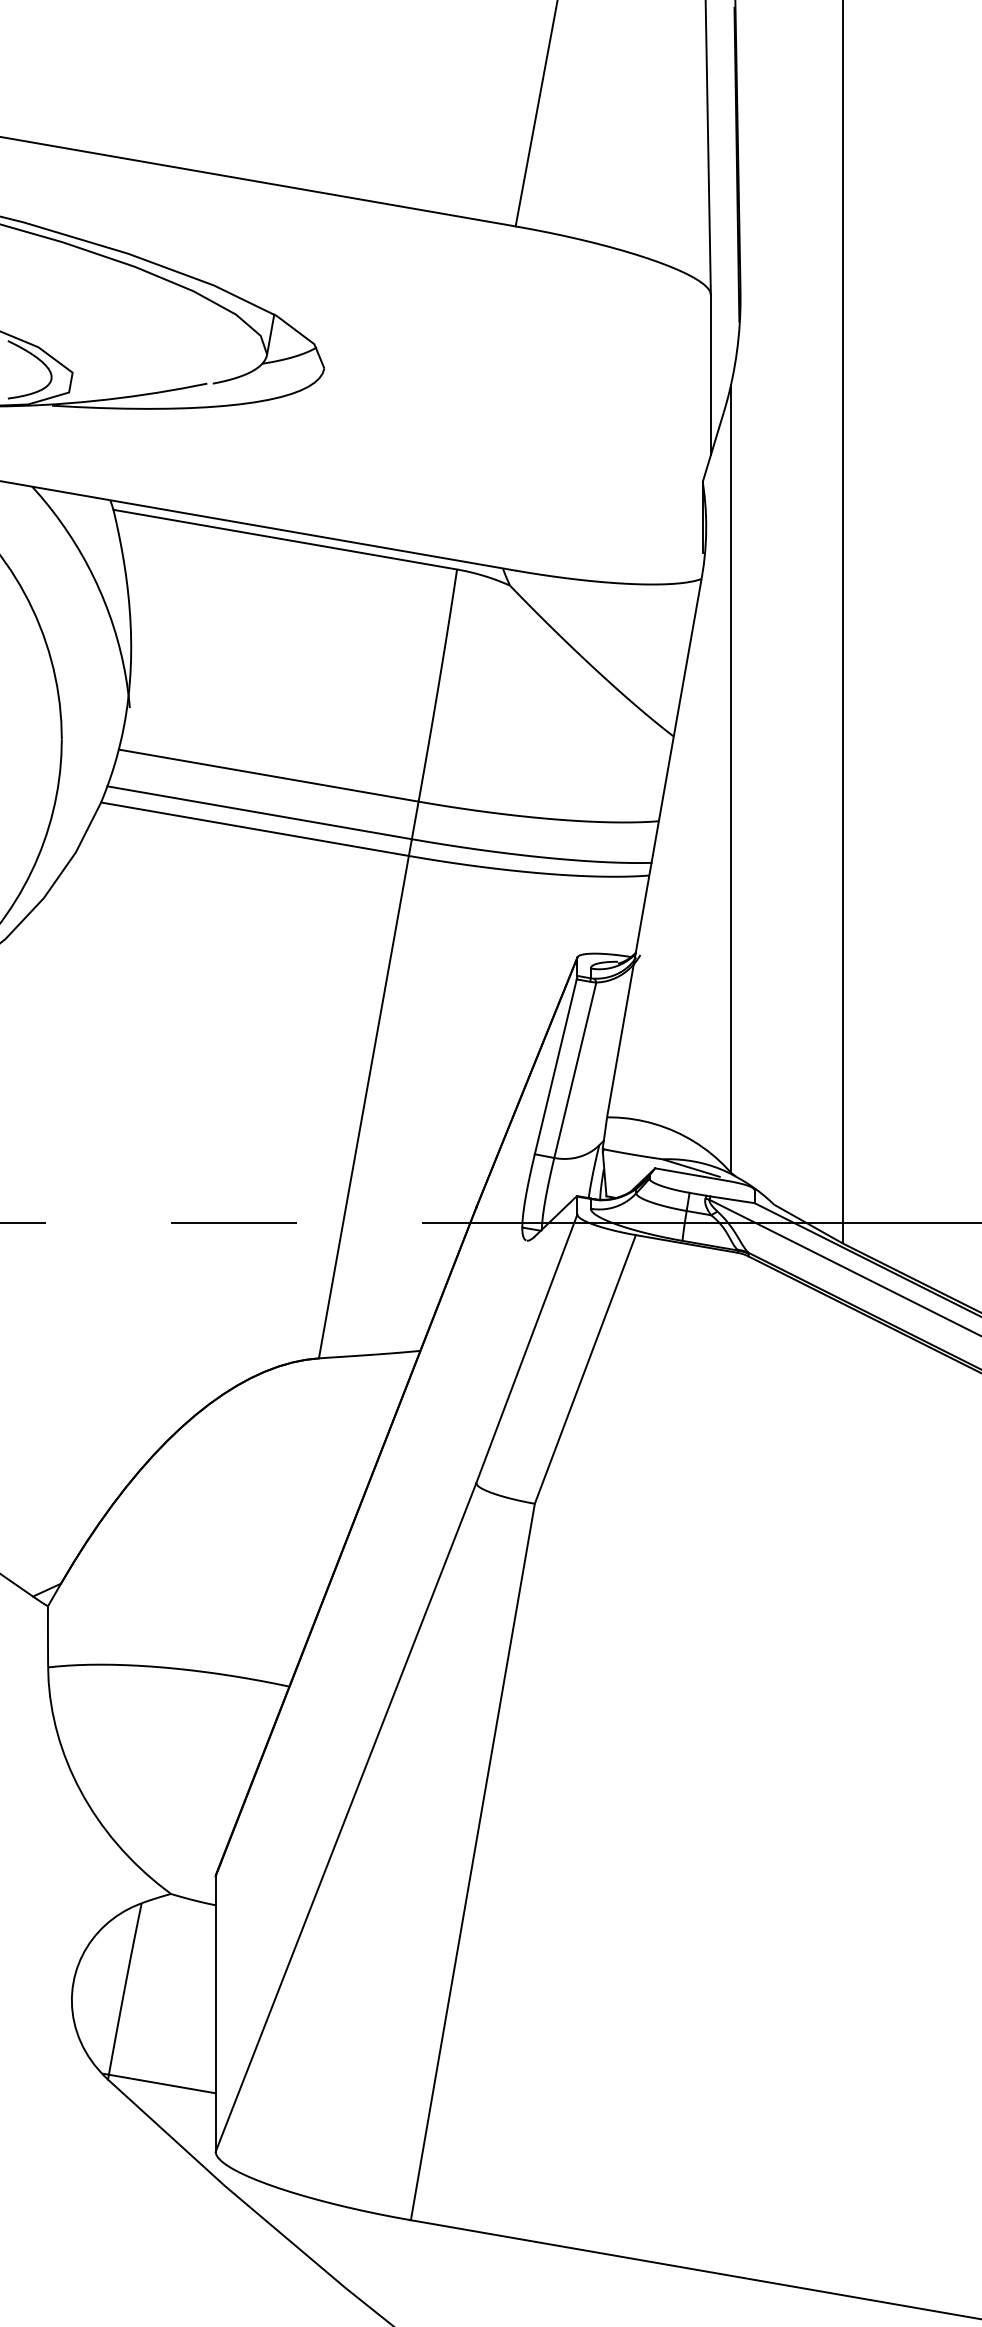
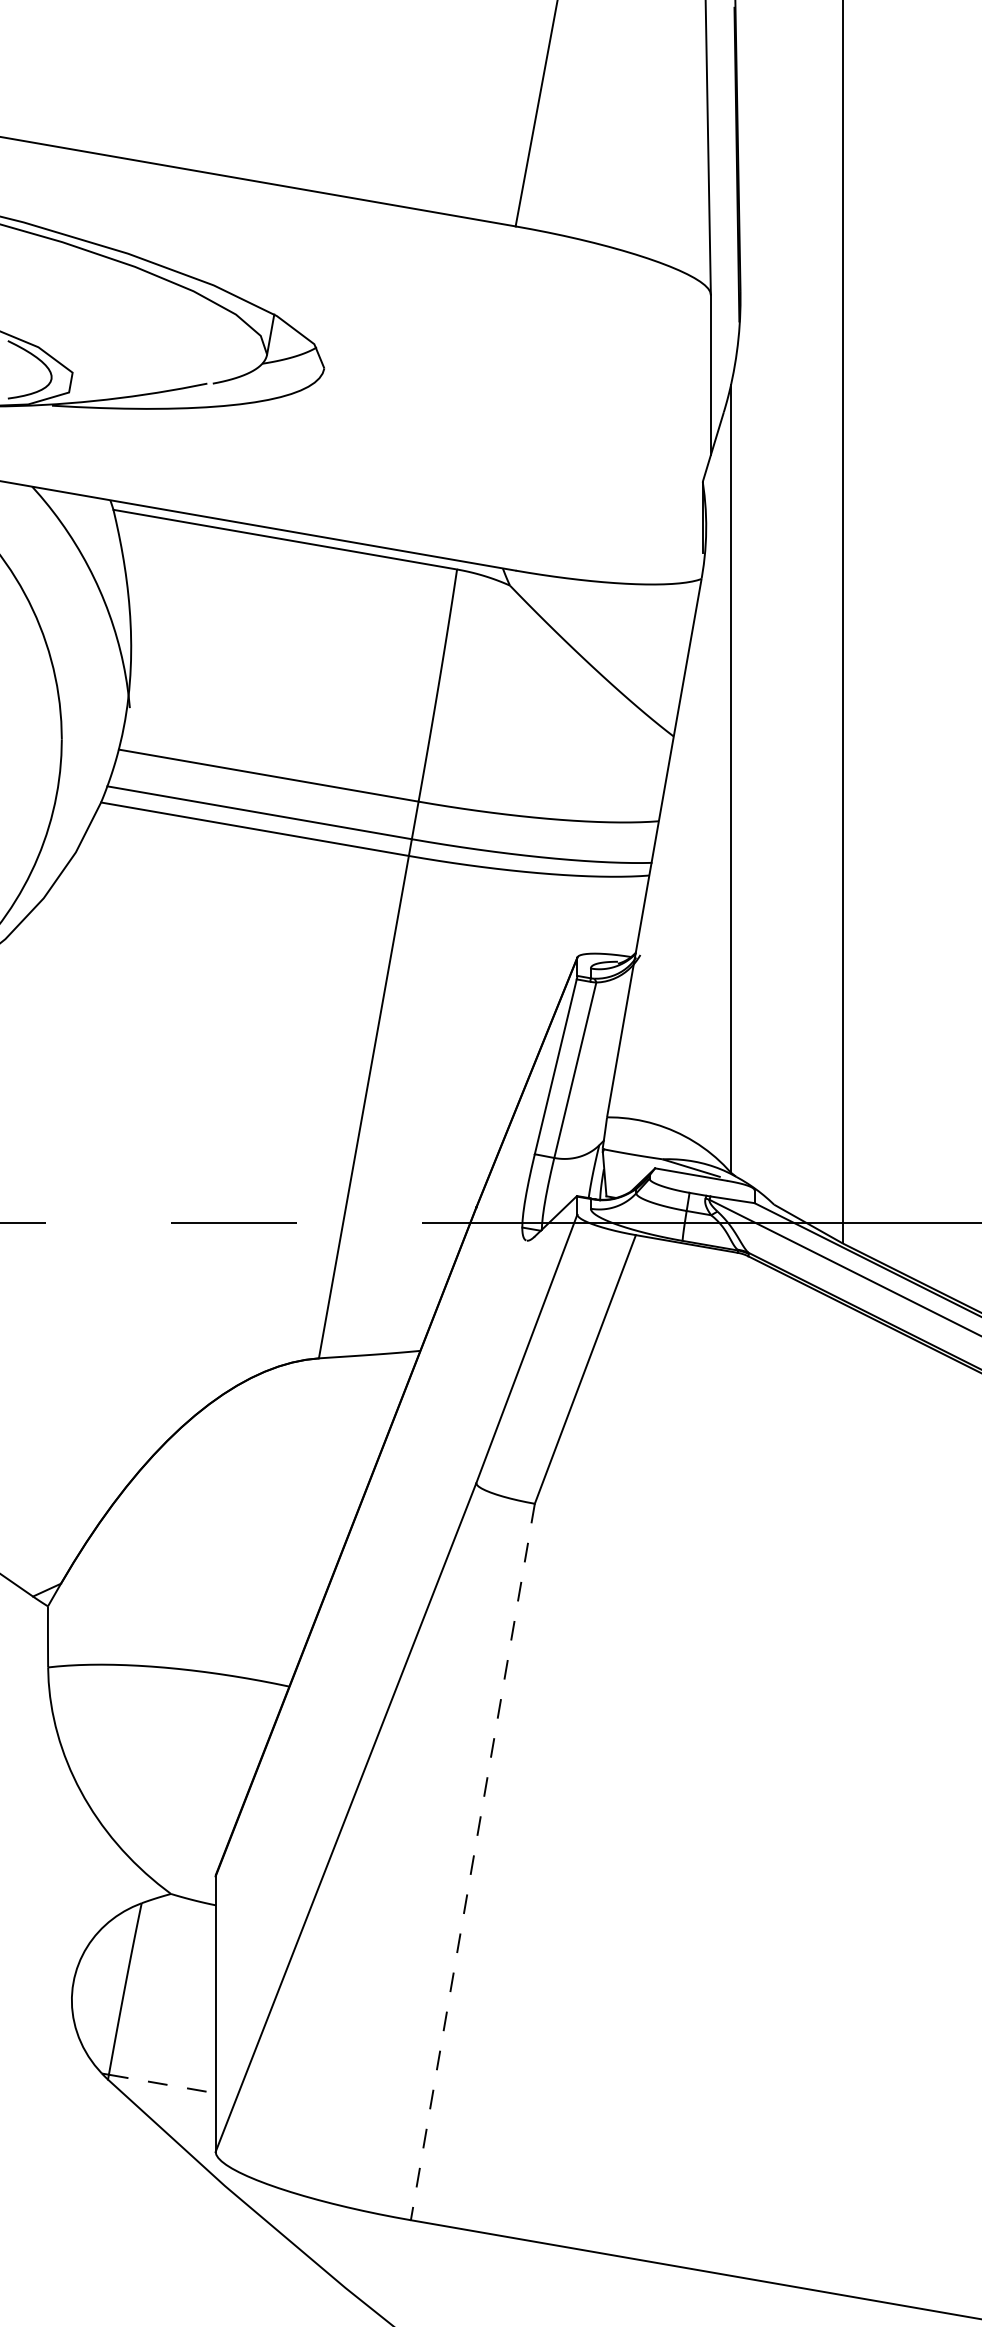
line: solid -> dashed (472, 1862)
line: solid -> dashed (162, 2084)
